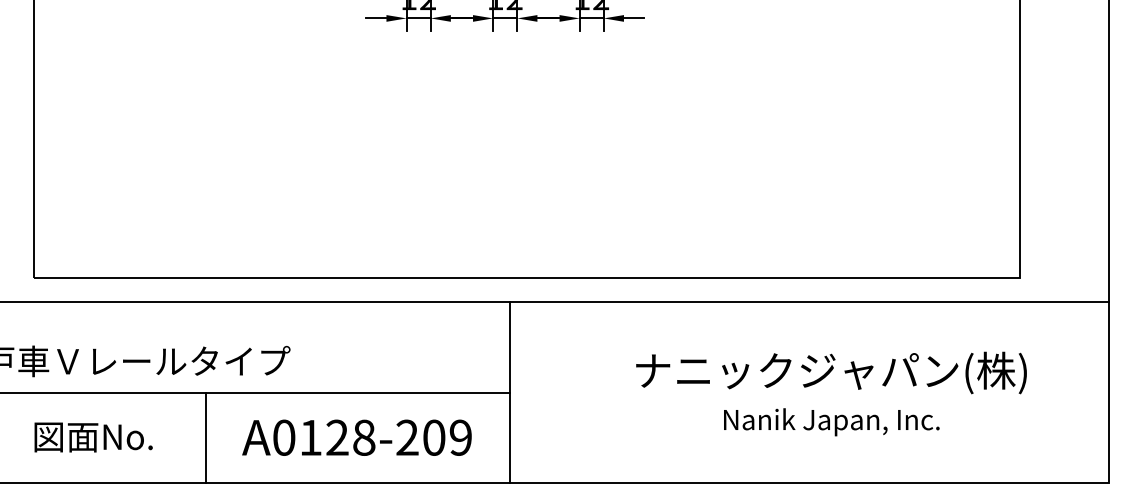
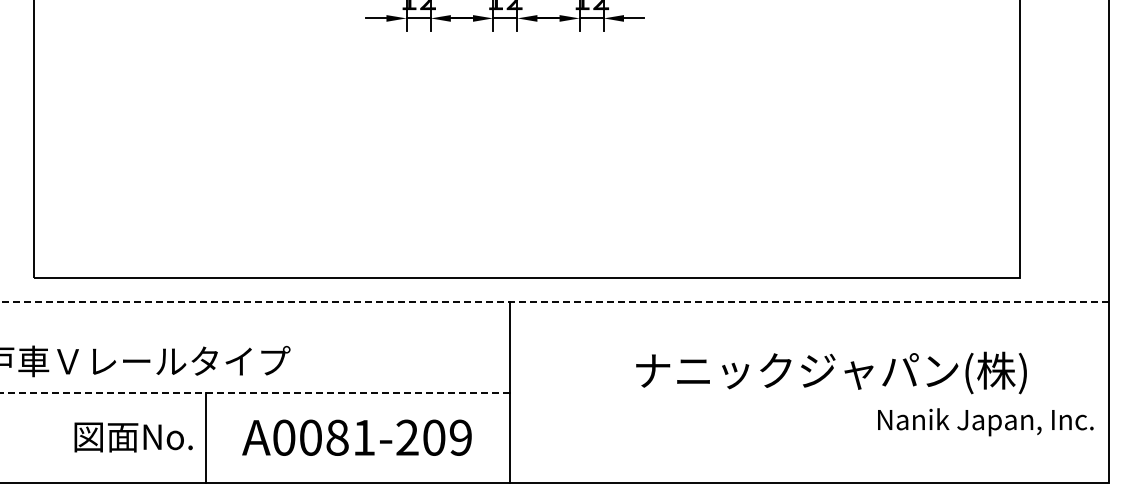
line: solid -> dashed (553, 302)
line: solid -> dashed (255, 392)
text position: (831, 422) -> (985, 422) (985, 422)
text position: (93, 437) -> (133, 437) (133, 437)
text: A0128-209 -> A0081-209 (337, 437)
